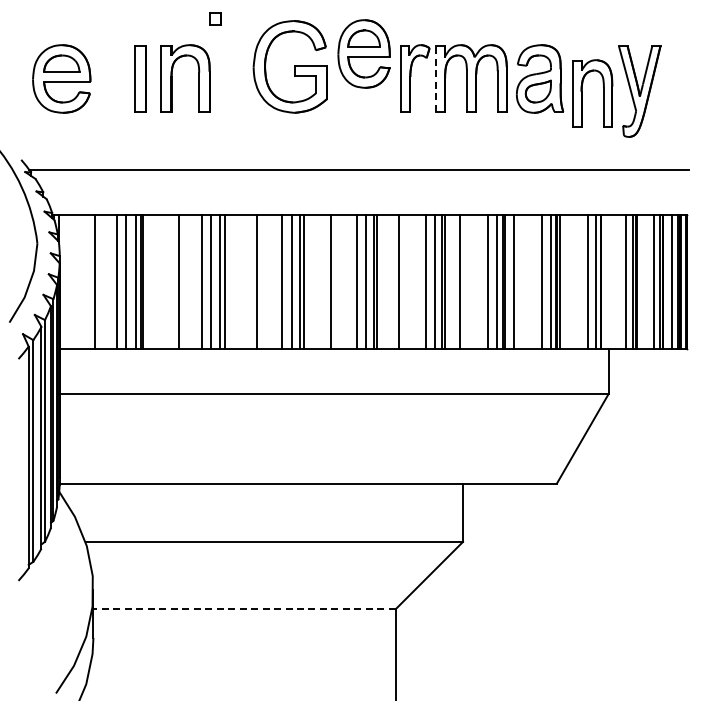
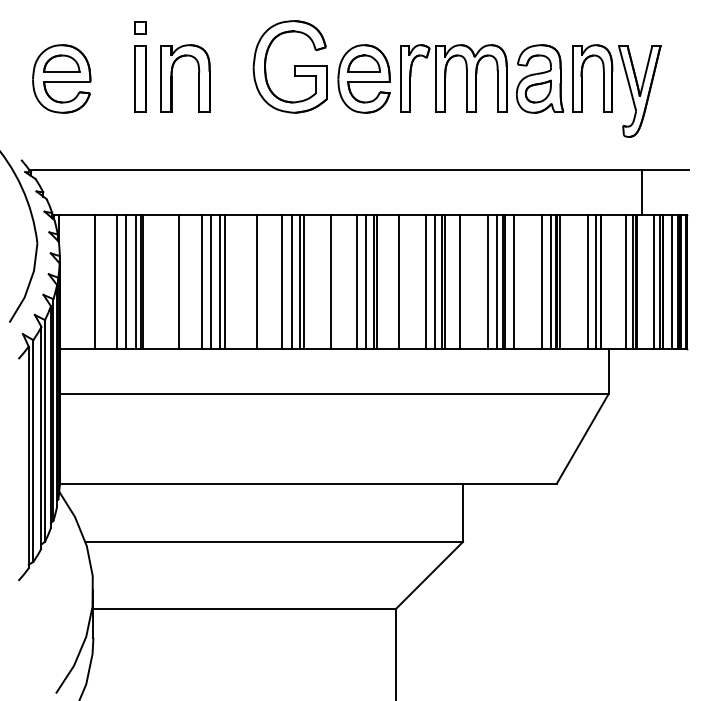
part position: (215, 18) -> (140, 27) (140, 27)
part position: (363, 53) -> (363, 78) (363, 78)
line: dashed -> solid (435, 79)
part position: (582, 93) -> (582, 78) (582, 78)
line: none -> present (642, 192)
line: dashed -> solid (244, 609)
